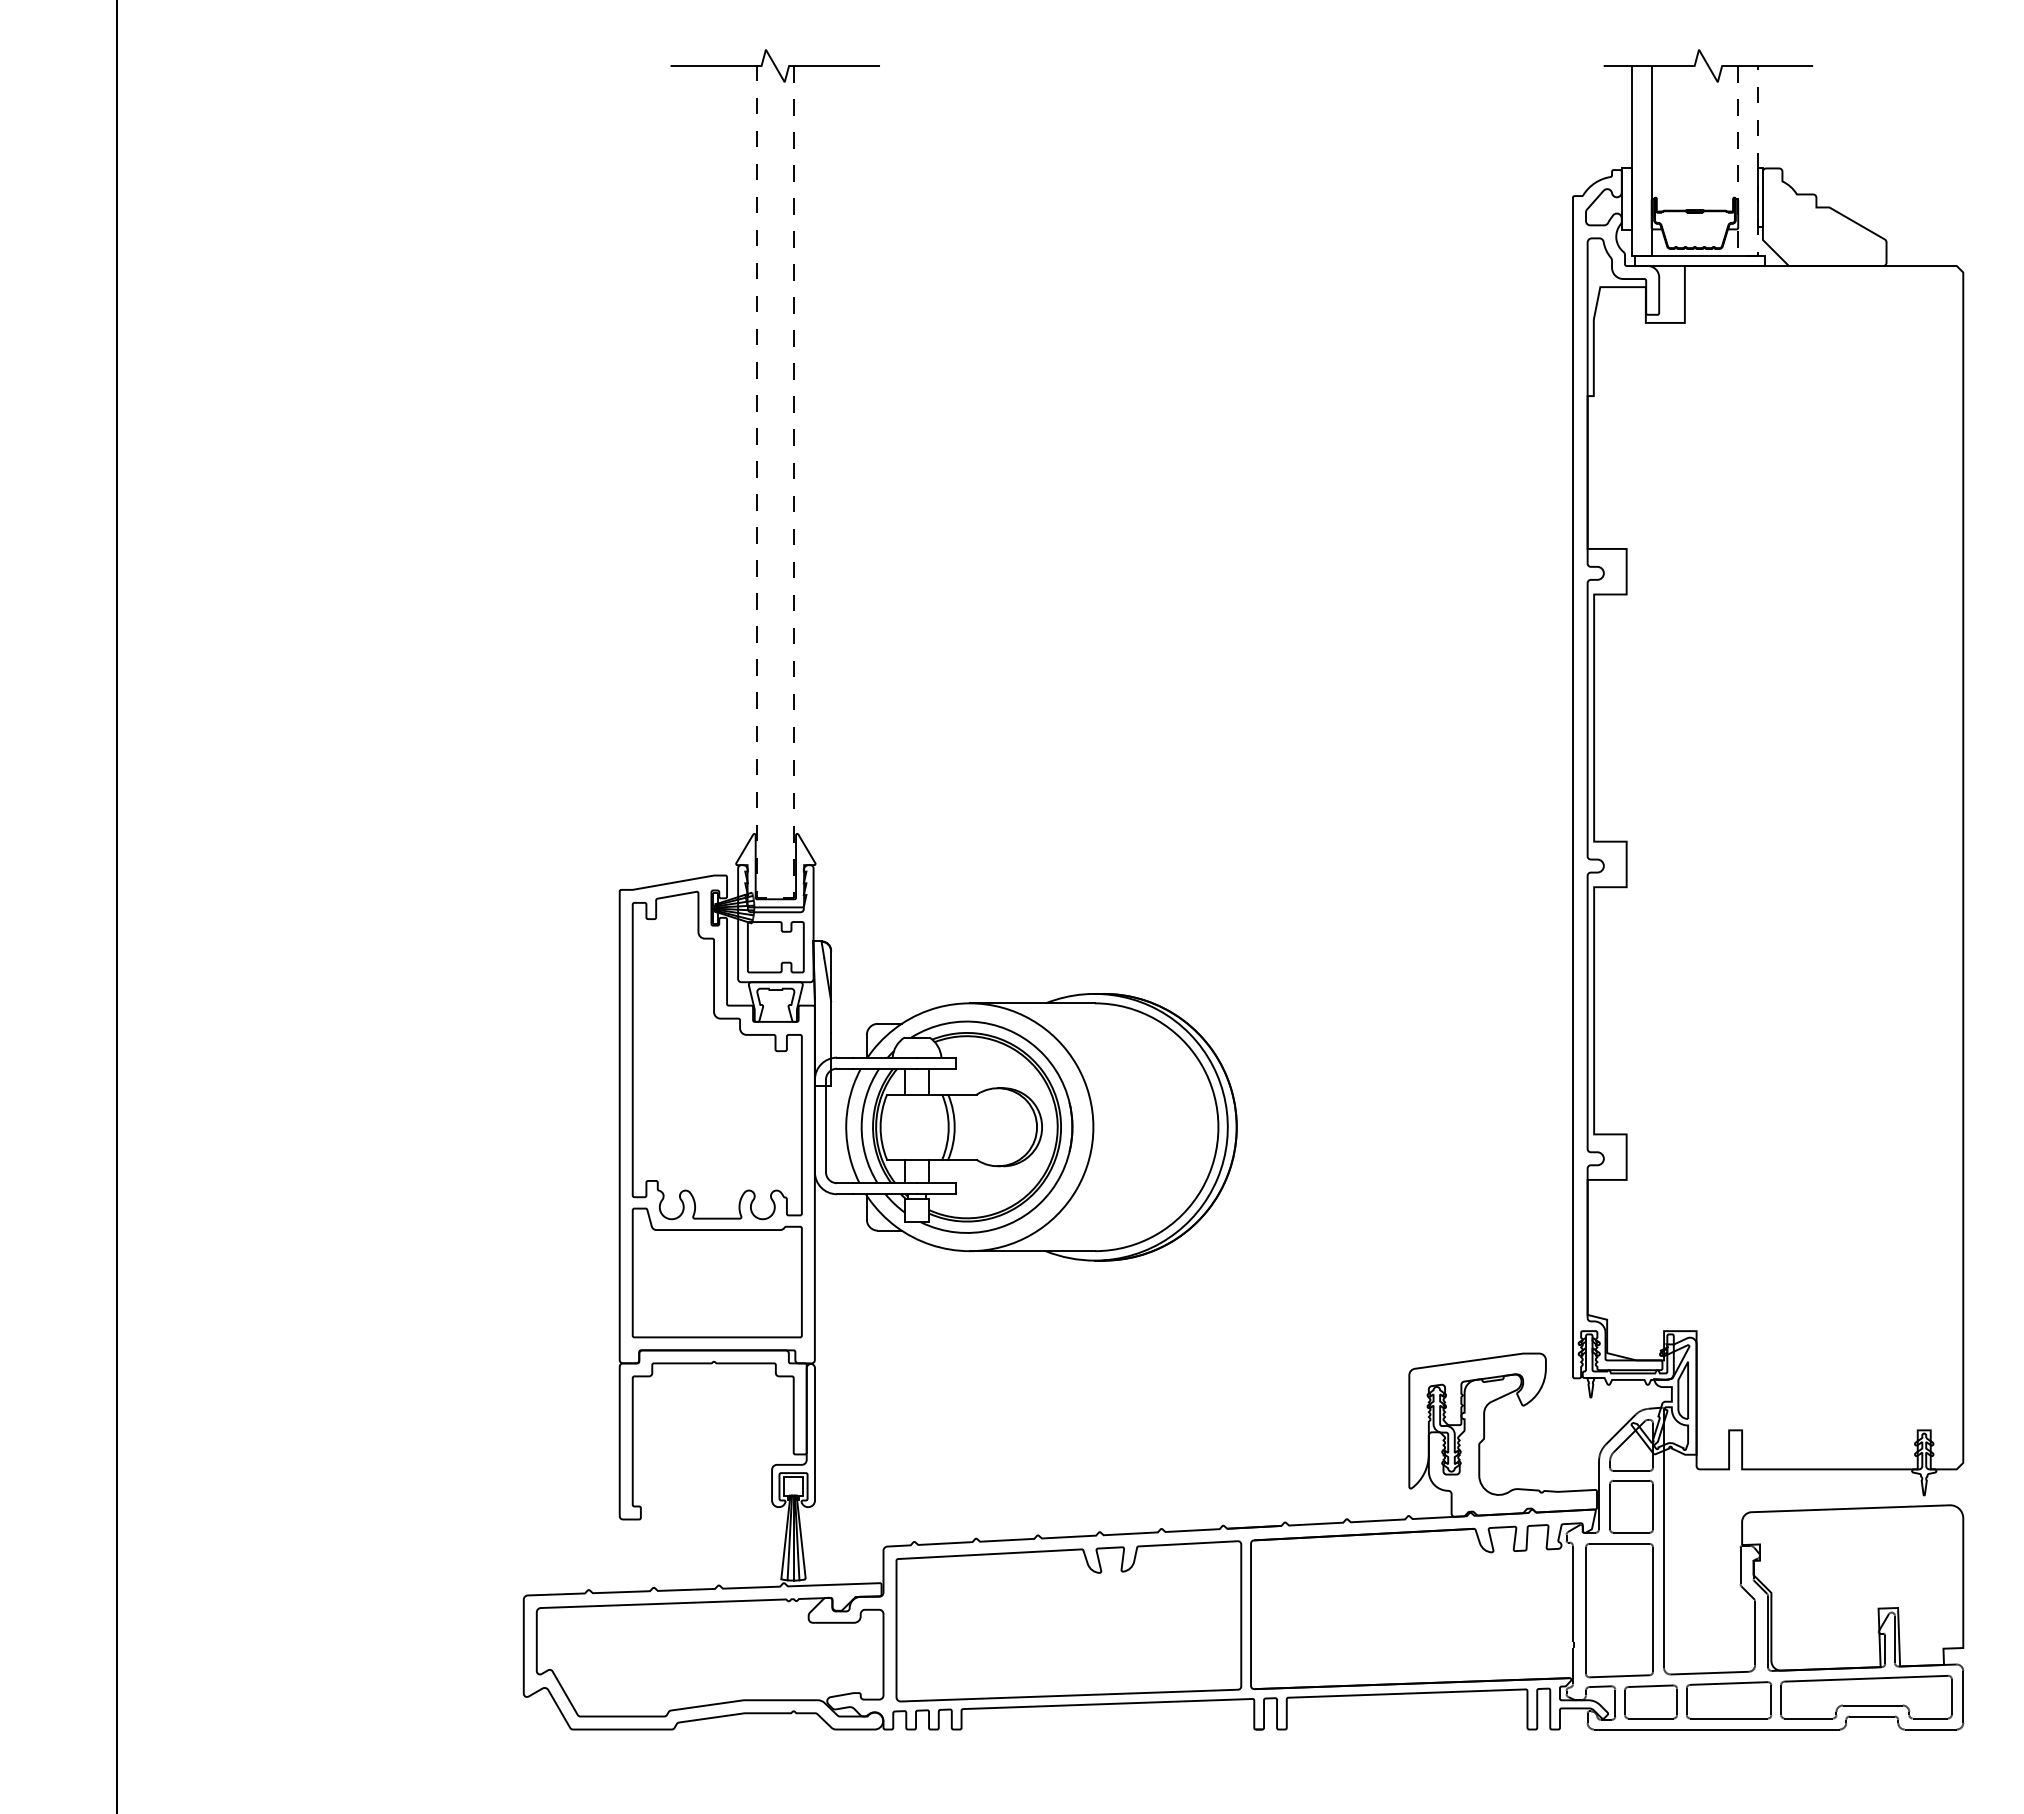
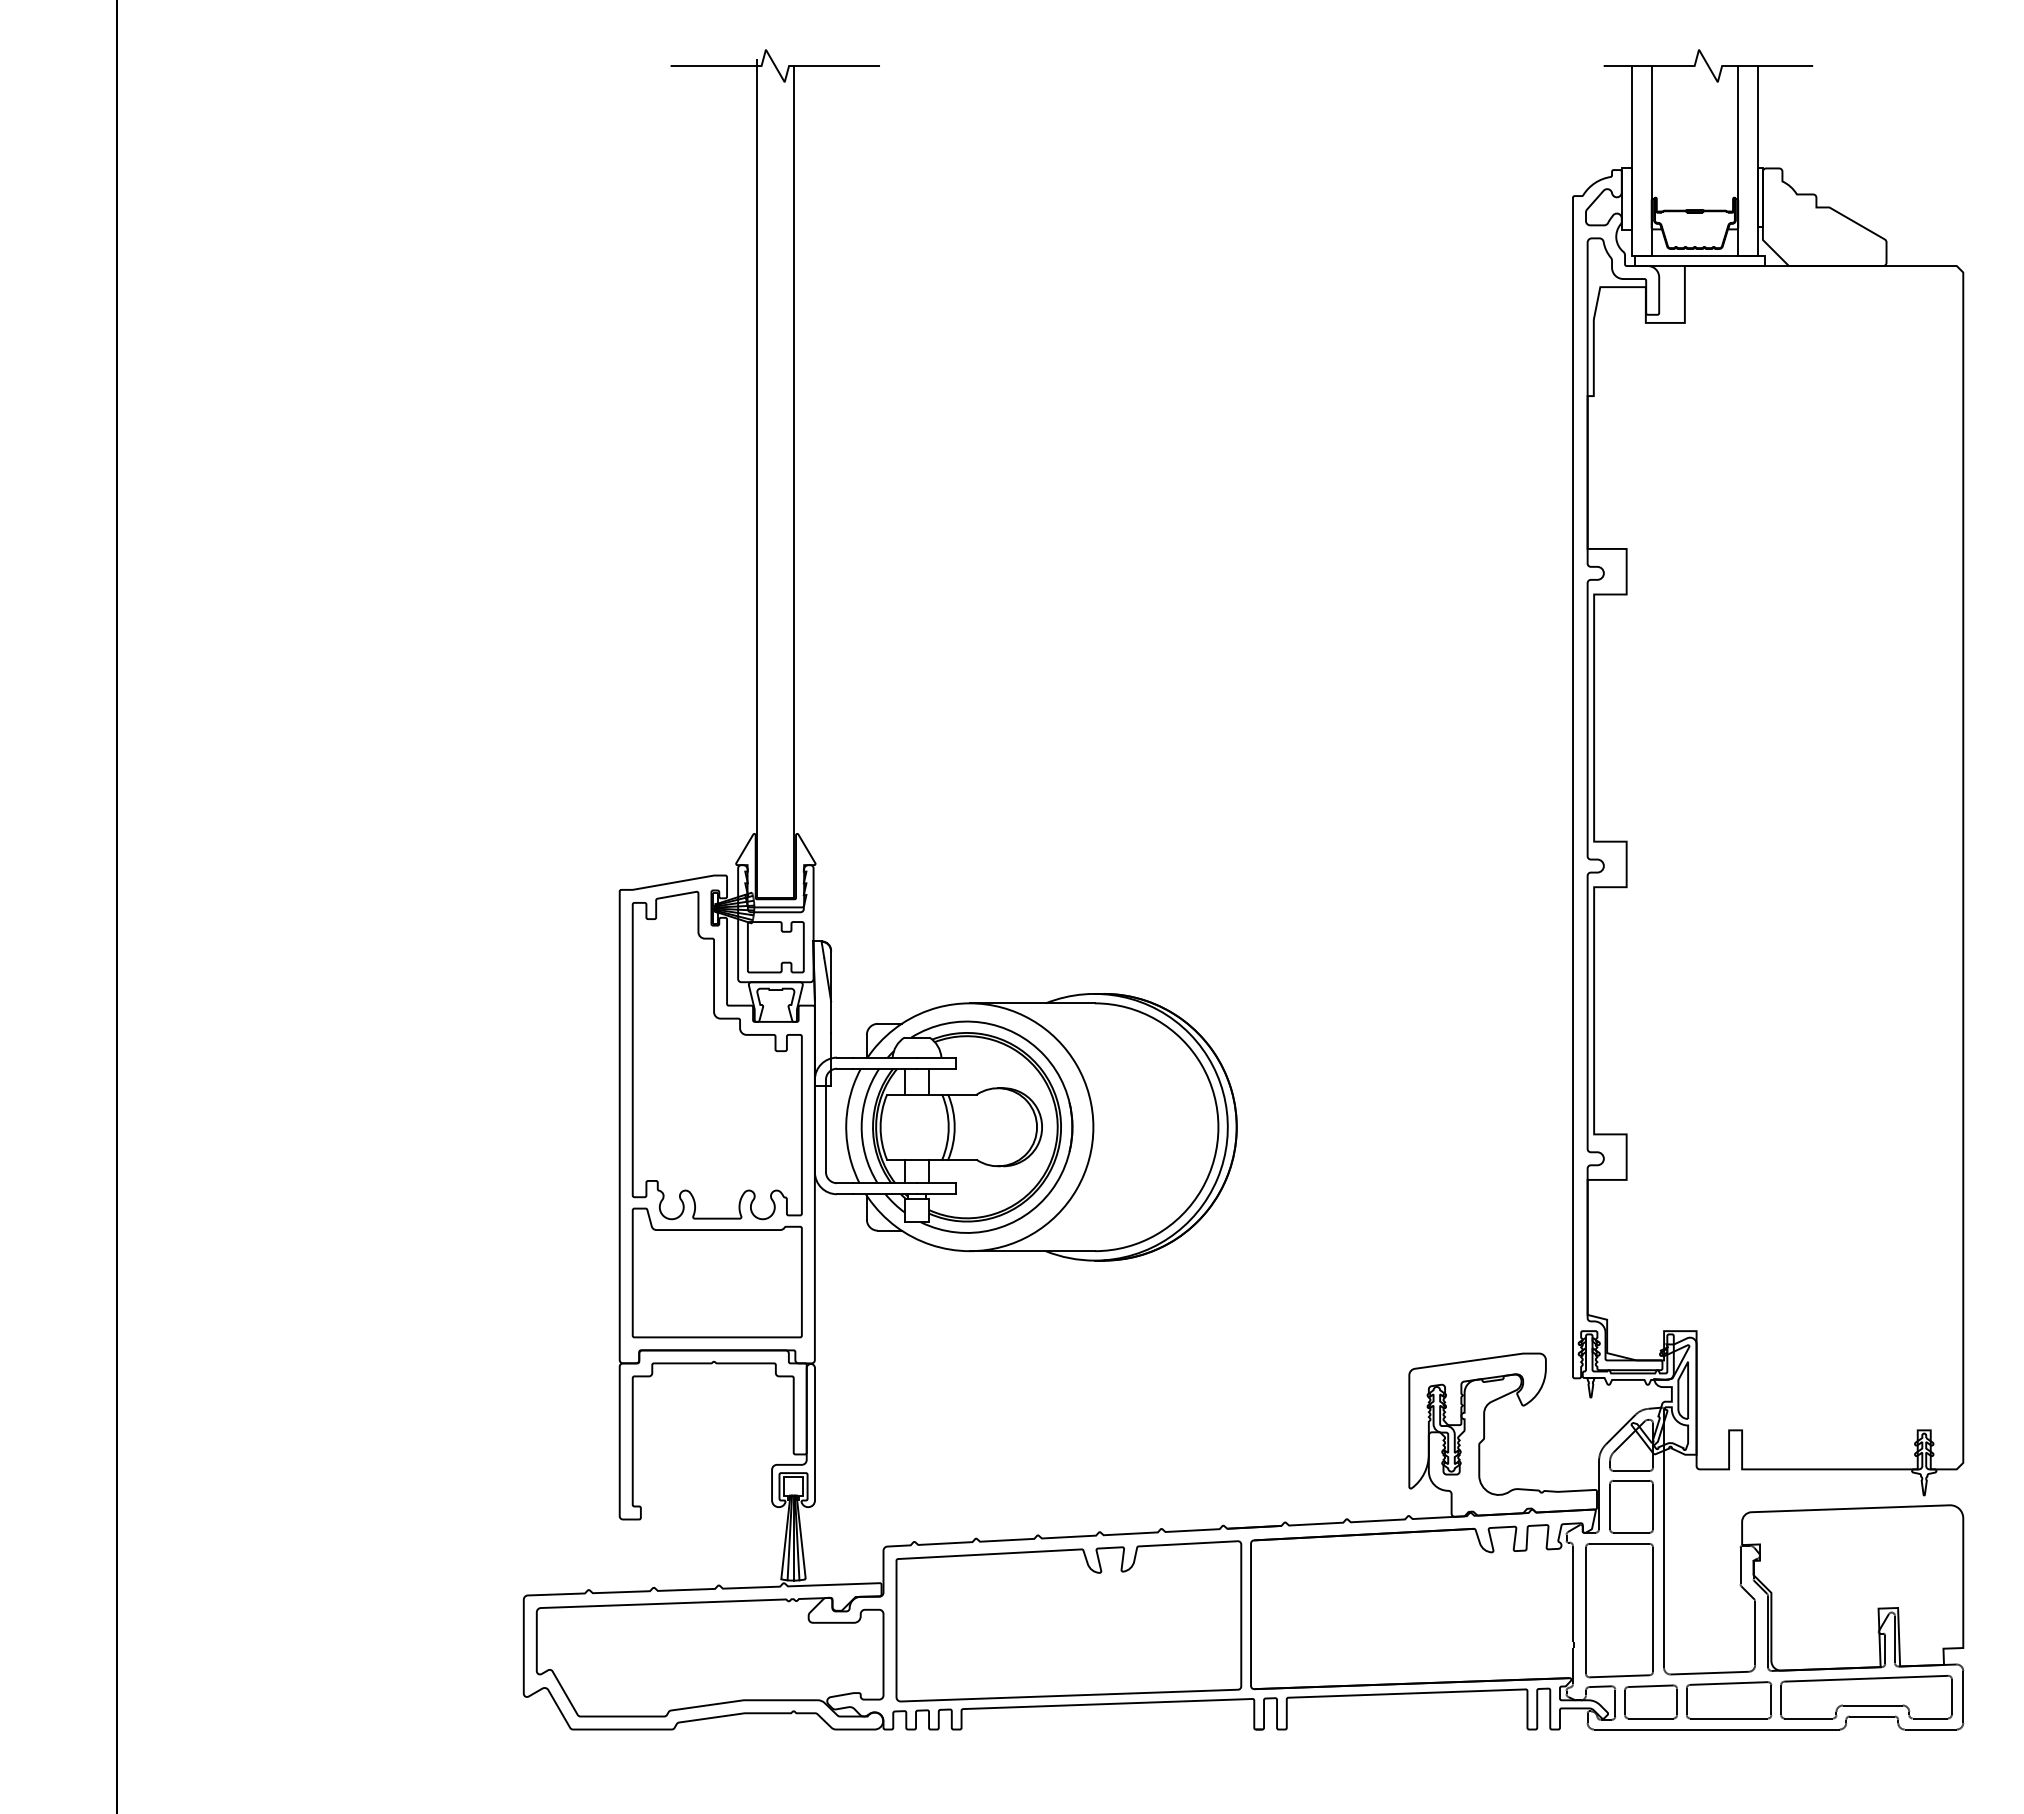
line: dashed -> solid (1748, 256)
line: dashed -> solid (771, 897)
